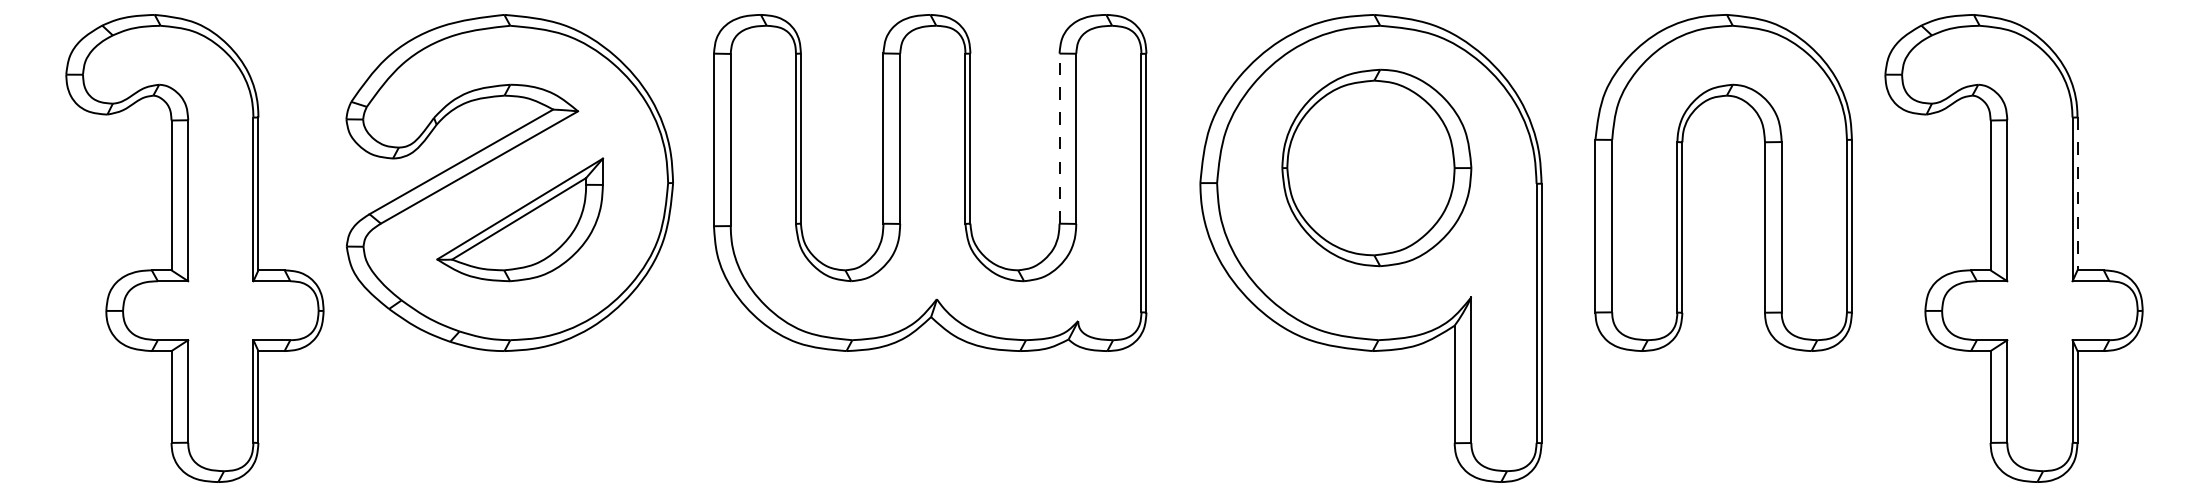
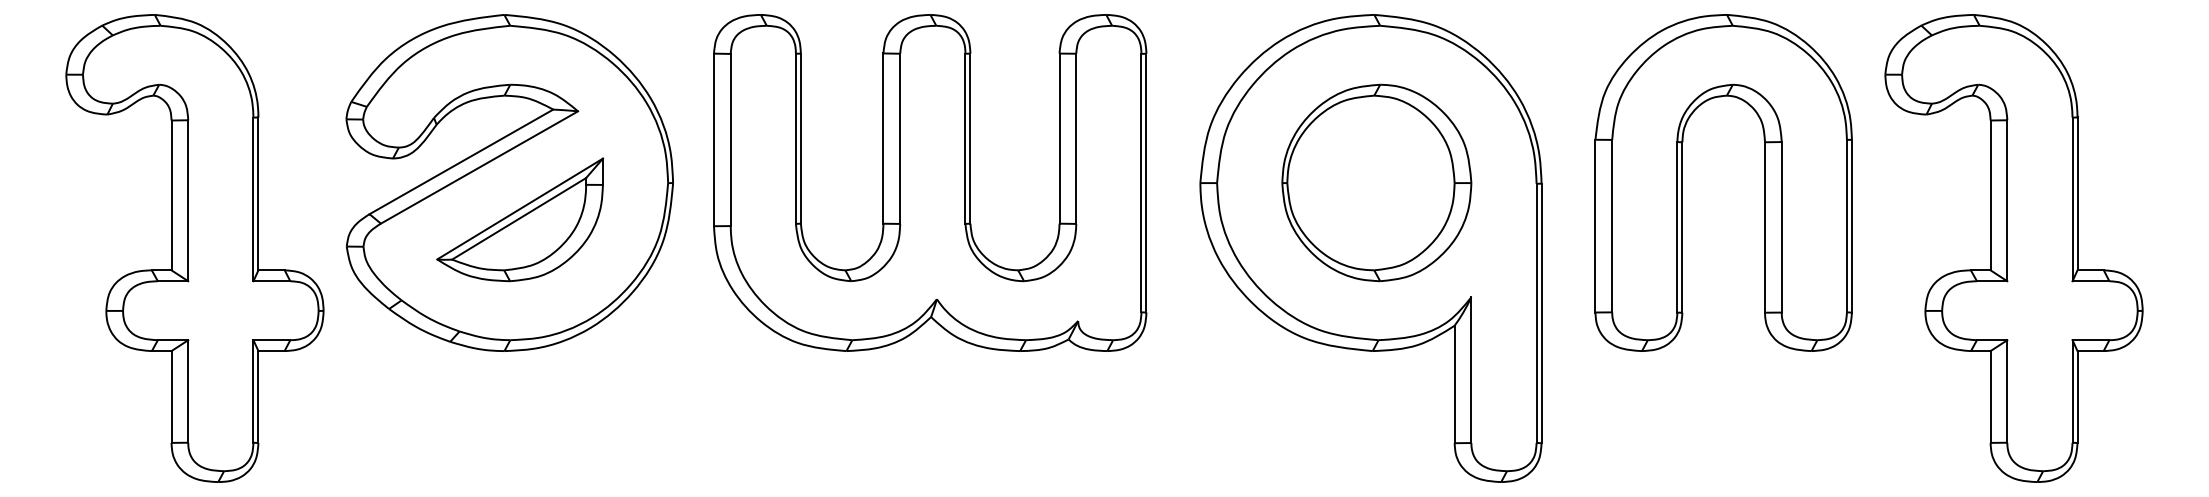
line: dashed -> solid (1059, 138)
part position: (1376, 167) -> (1376, 182) (1376, 182)
line: dashed -> solid (2077, 194)
